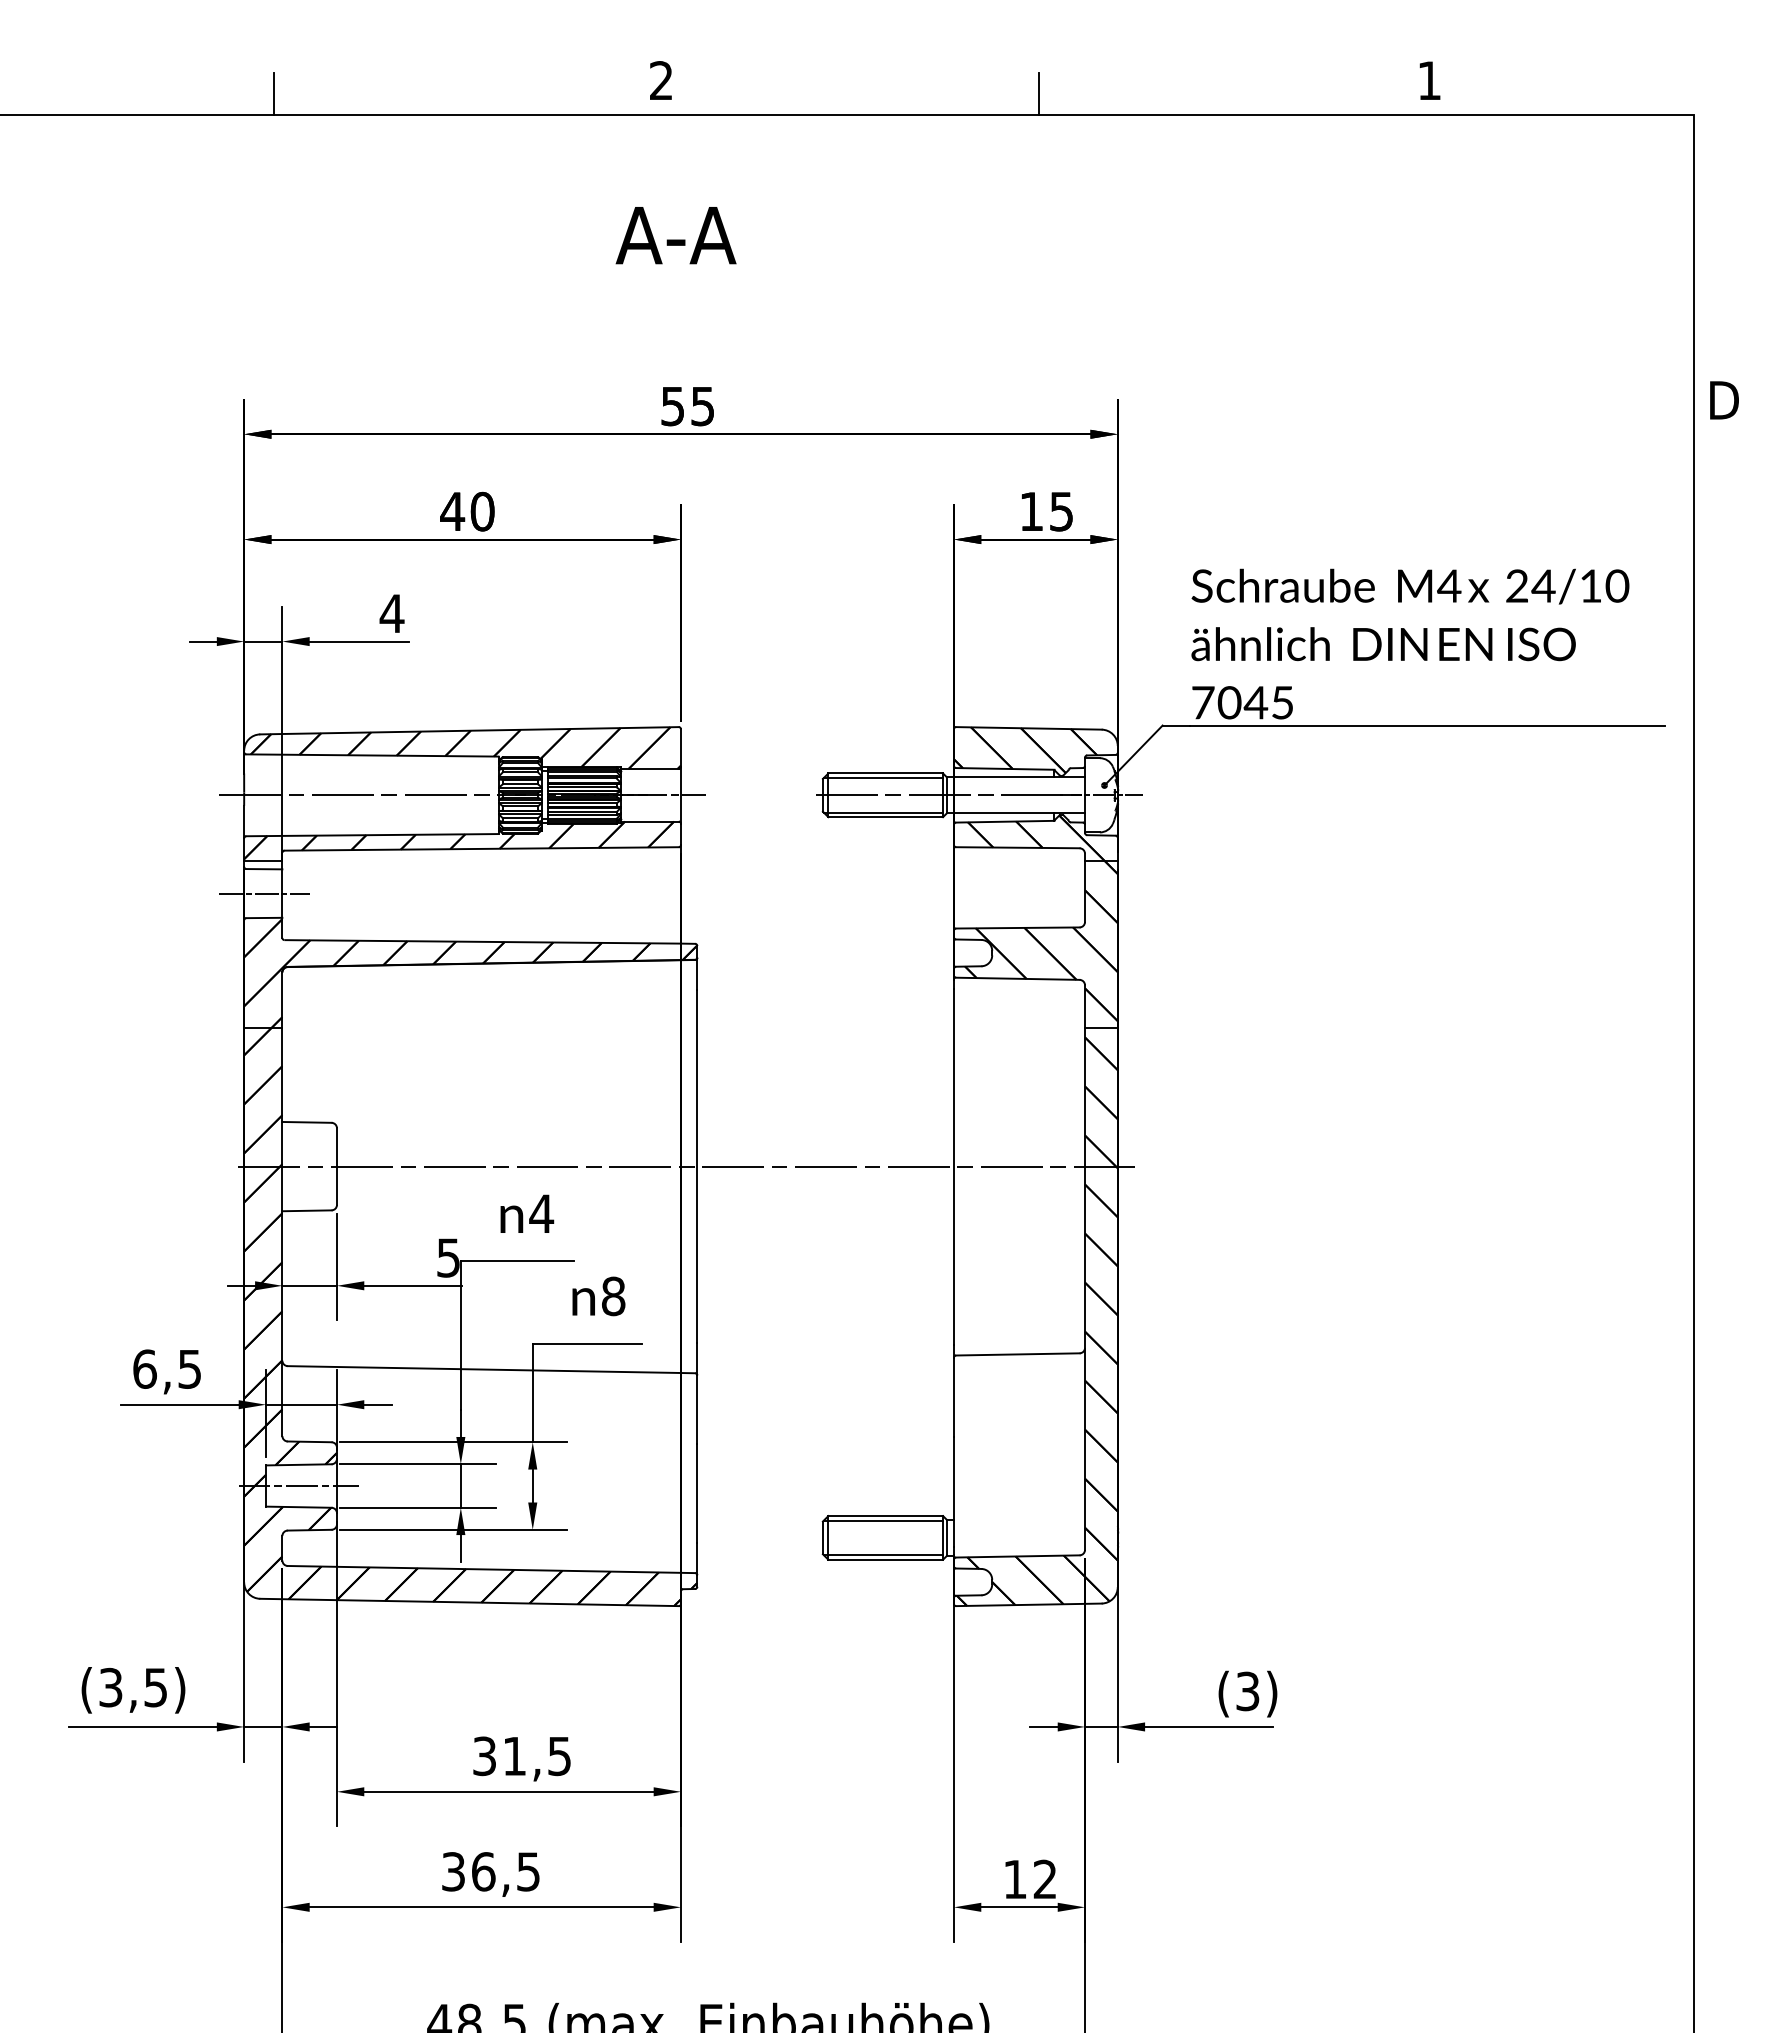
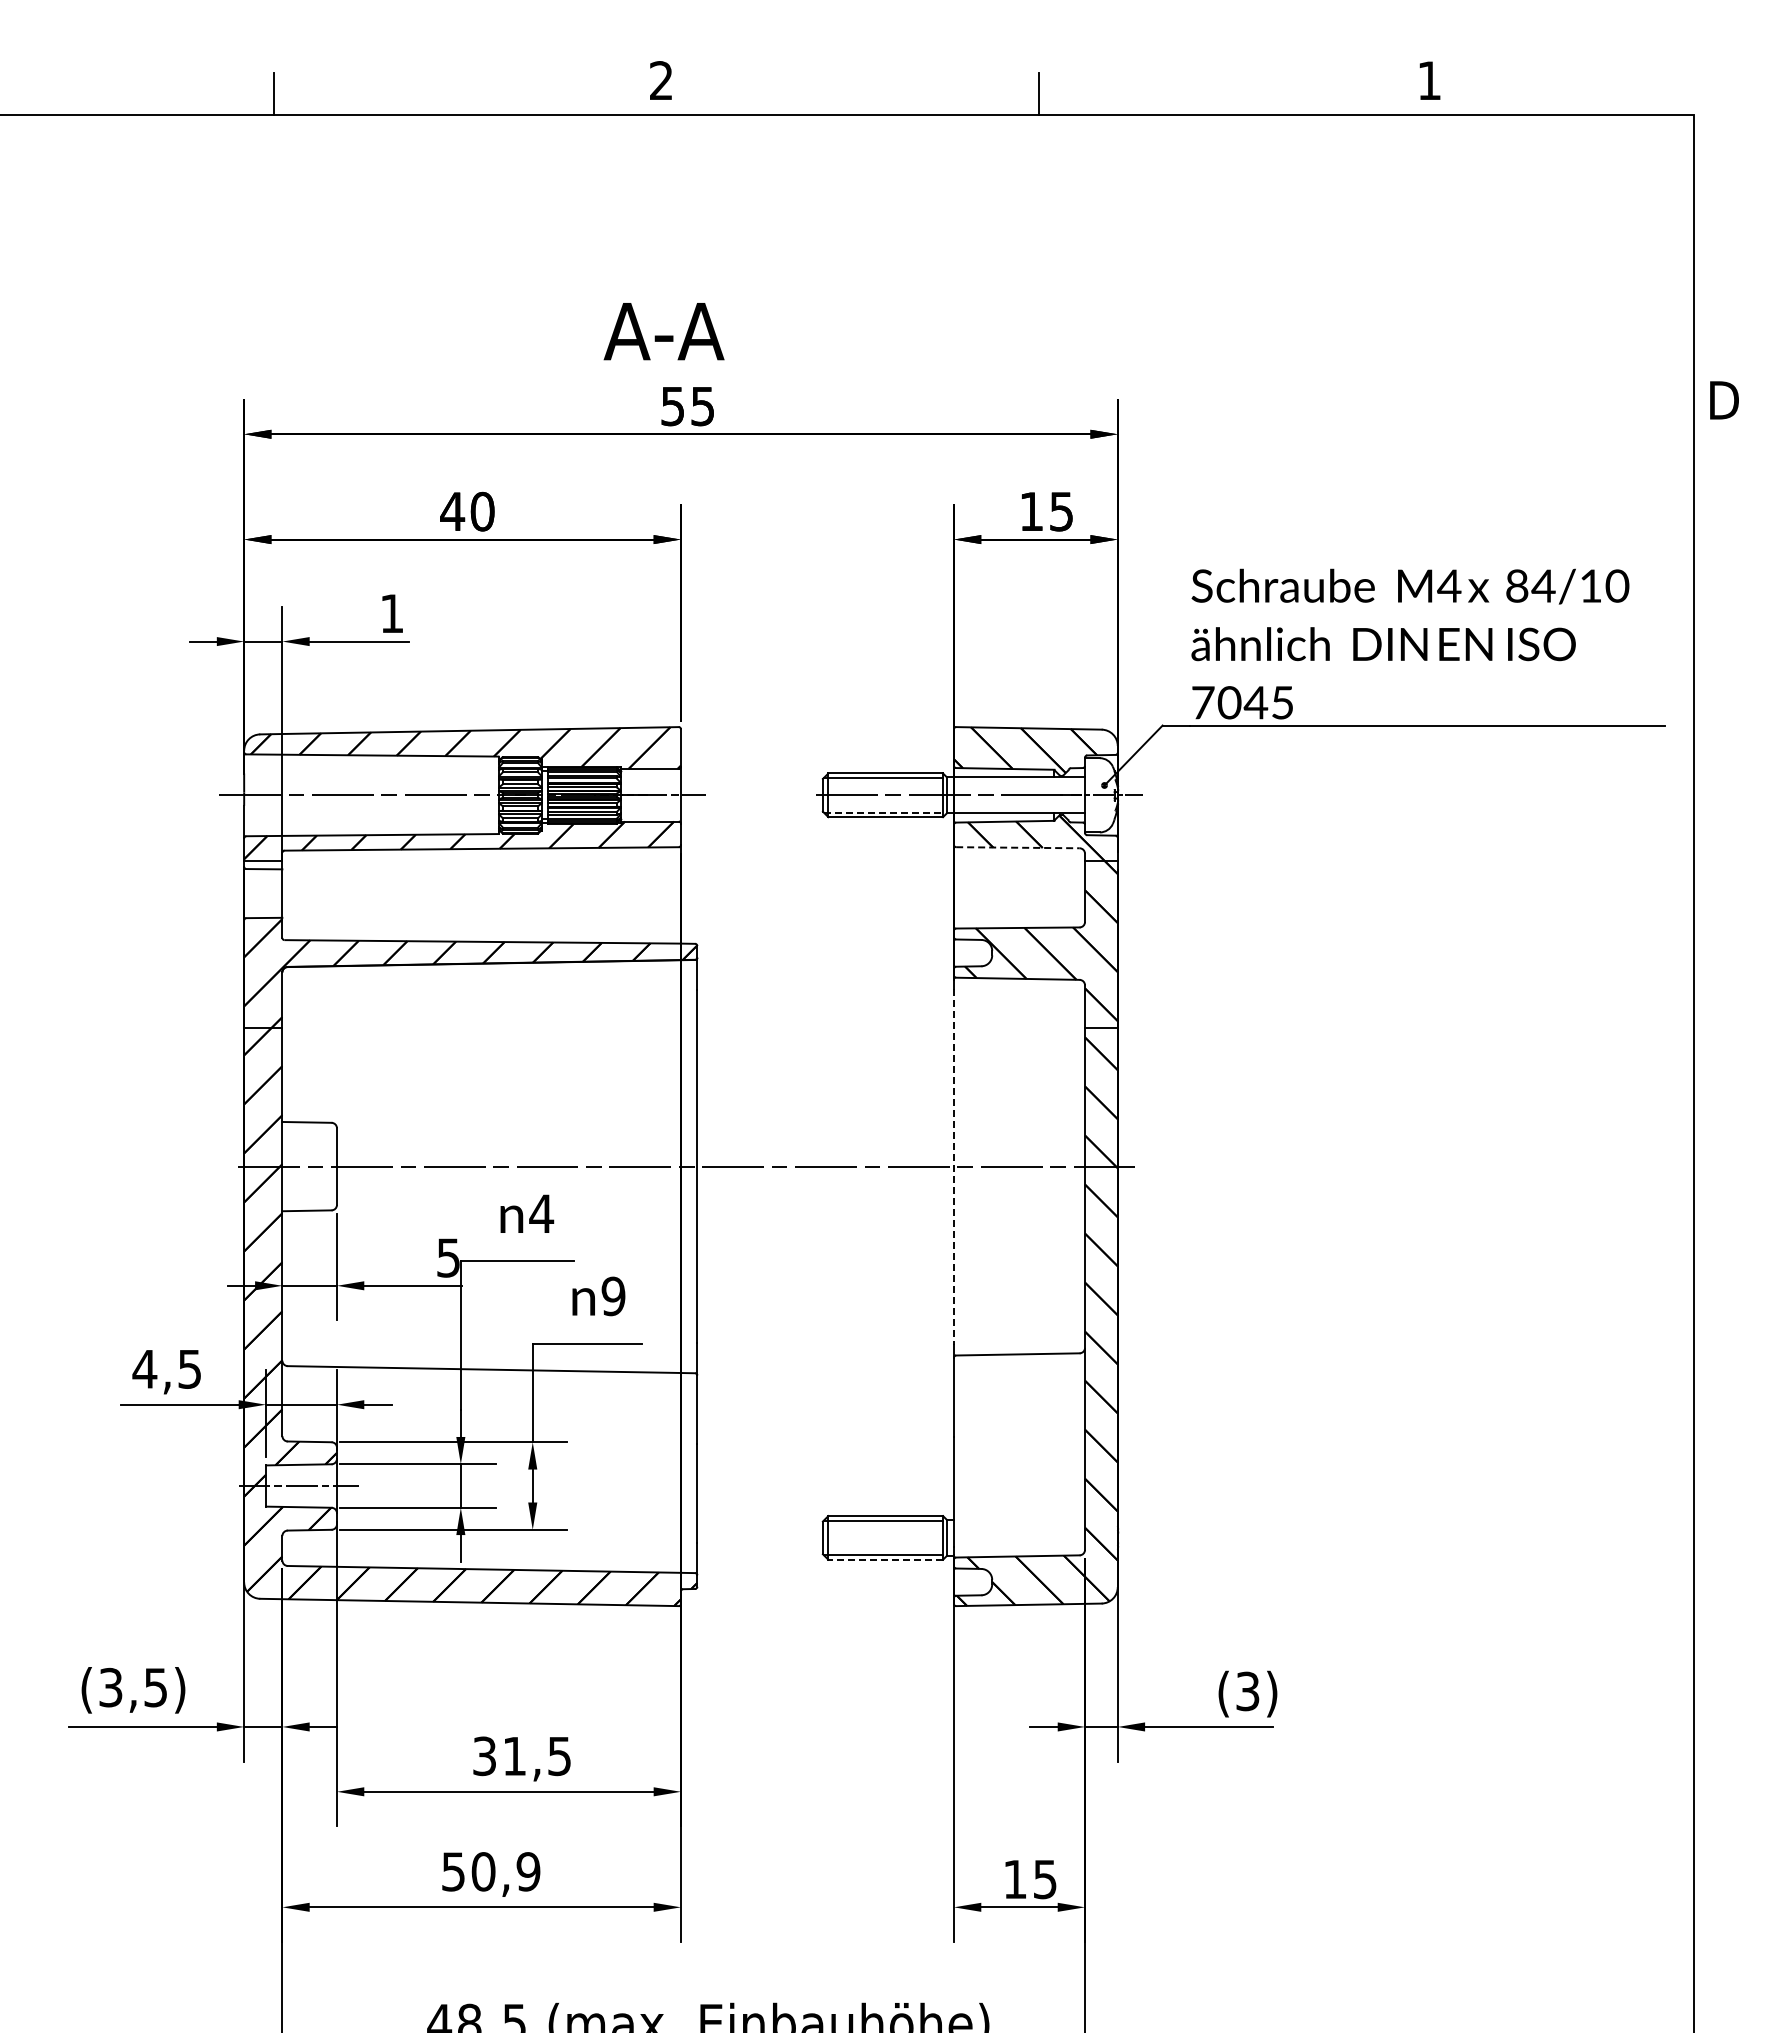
text position: (675, 235) -> (663, 331) (663, 331)
text: 24/10 -> 84/10 (1517, 586)
text: 4 -> 1 (391, 613)
line: solid -> dashed (883, 812)
line: solid -> dashed (1017, 847)
line: present -> none (264, 893)
line: solid -> dashed (953, 1167)
text: 8 -> 9 (613, 1296)
text: 6,5 -> 4,5 (144, 1368)
line: solid -> dashed (885, 1559)
text: 36,5 -> 50,9 (491, 1871)
text: 12 -> 15 (1044, 1879)
